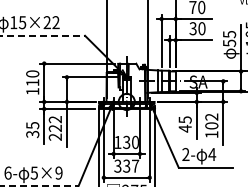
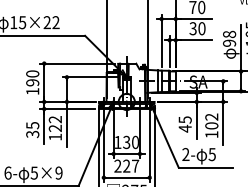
line: dashed -> solid (43, 35)
text: 55 -> 98 (228, 38)
text: 110 -> 190 (32, 82)
text: 222 -> 122 (54, 136)
text: 4 -> 5 (212, 154)
text: 337 -> 227 (122, 166)
line: dashed -> solid (39, 186)
